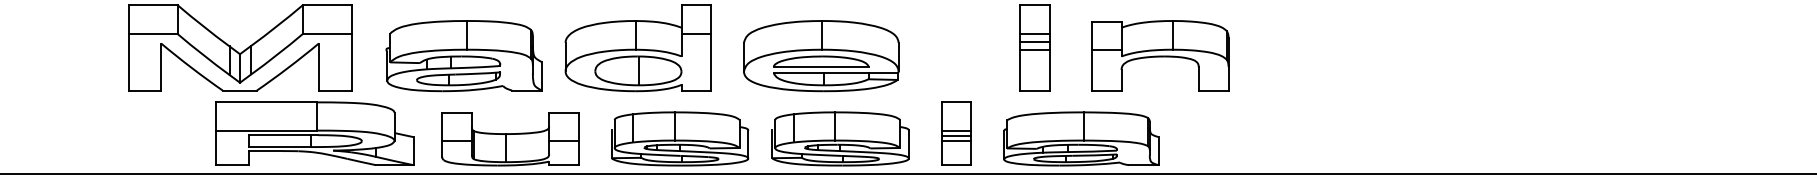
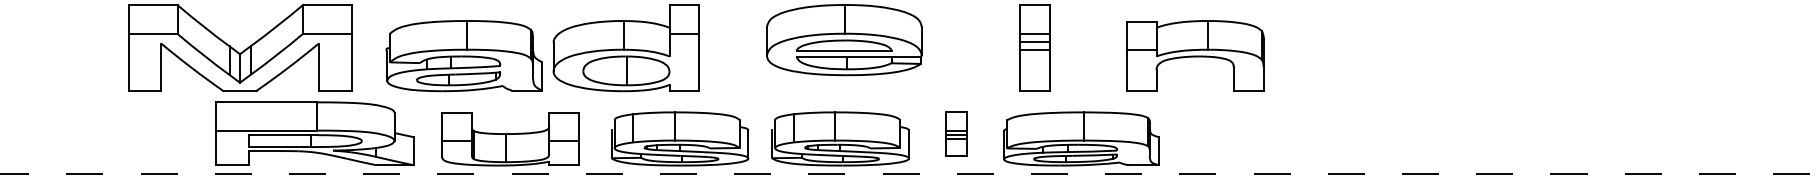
part position: (637, 48) -> (625, 48) (625, 48)
part position: (1160, 55) -> (1195, 55) (1195, 55)
part position: (821, 56) -> (844, 40) (844, 40)
part size: 31x65 px -> 23x46 px (956, 133)
line: solid -> dashed (907, 173)
